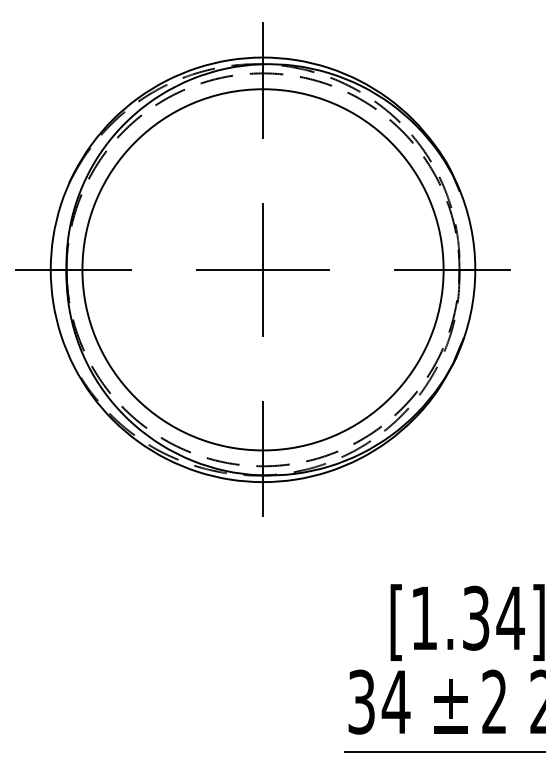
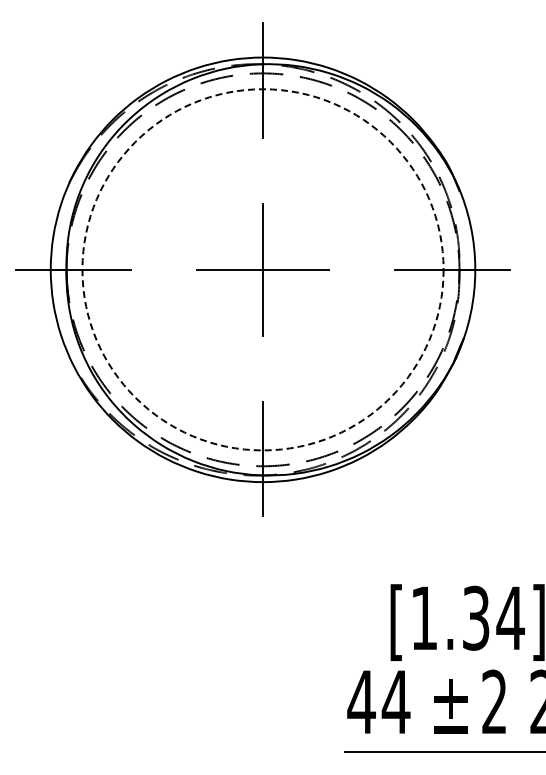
circle: solid -> dashed (262, 269)
text: 34 -> 44 (361, 701)
